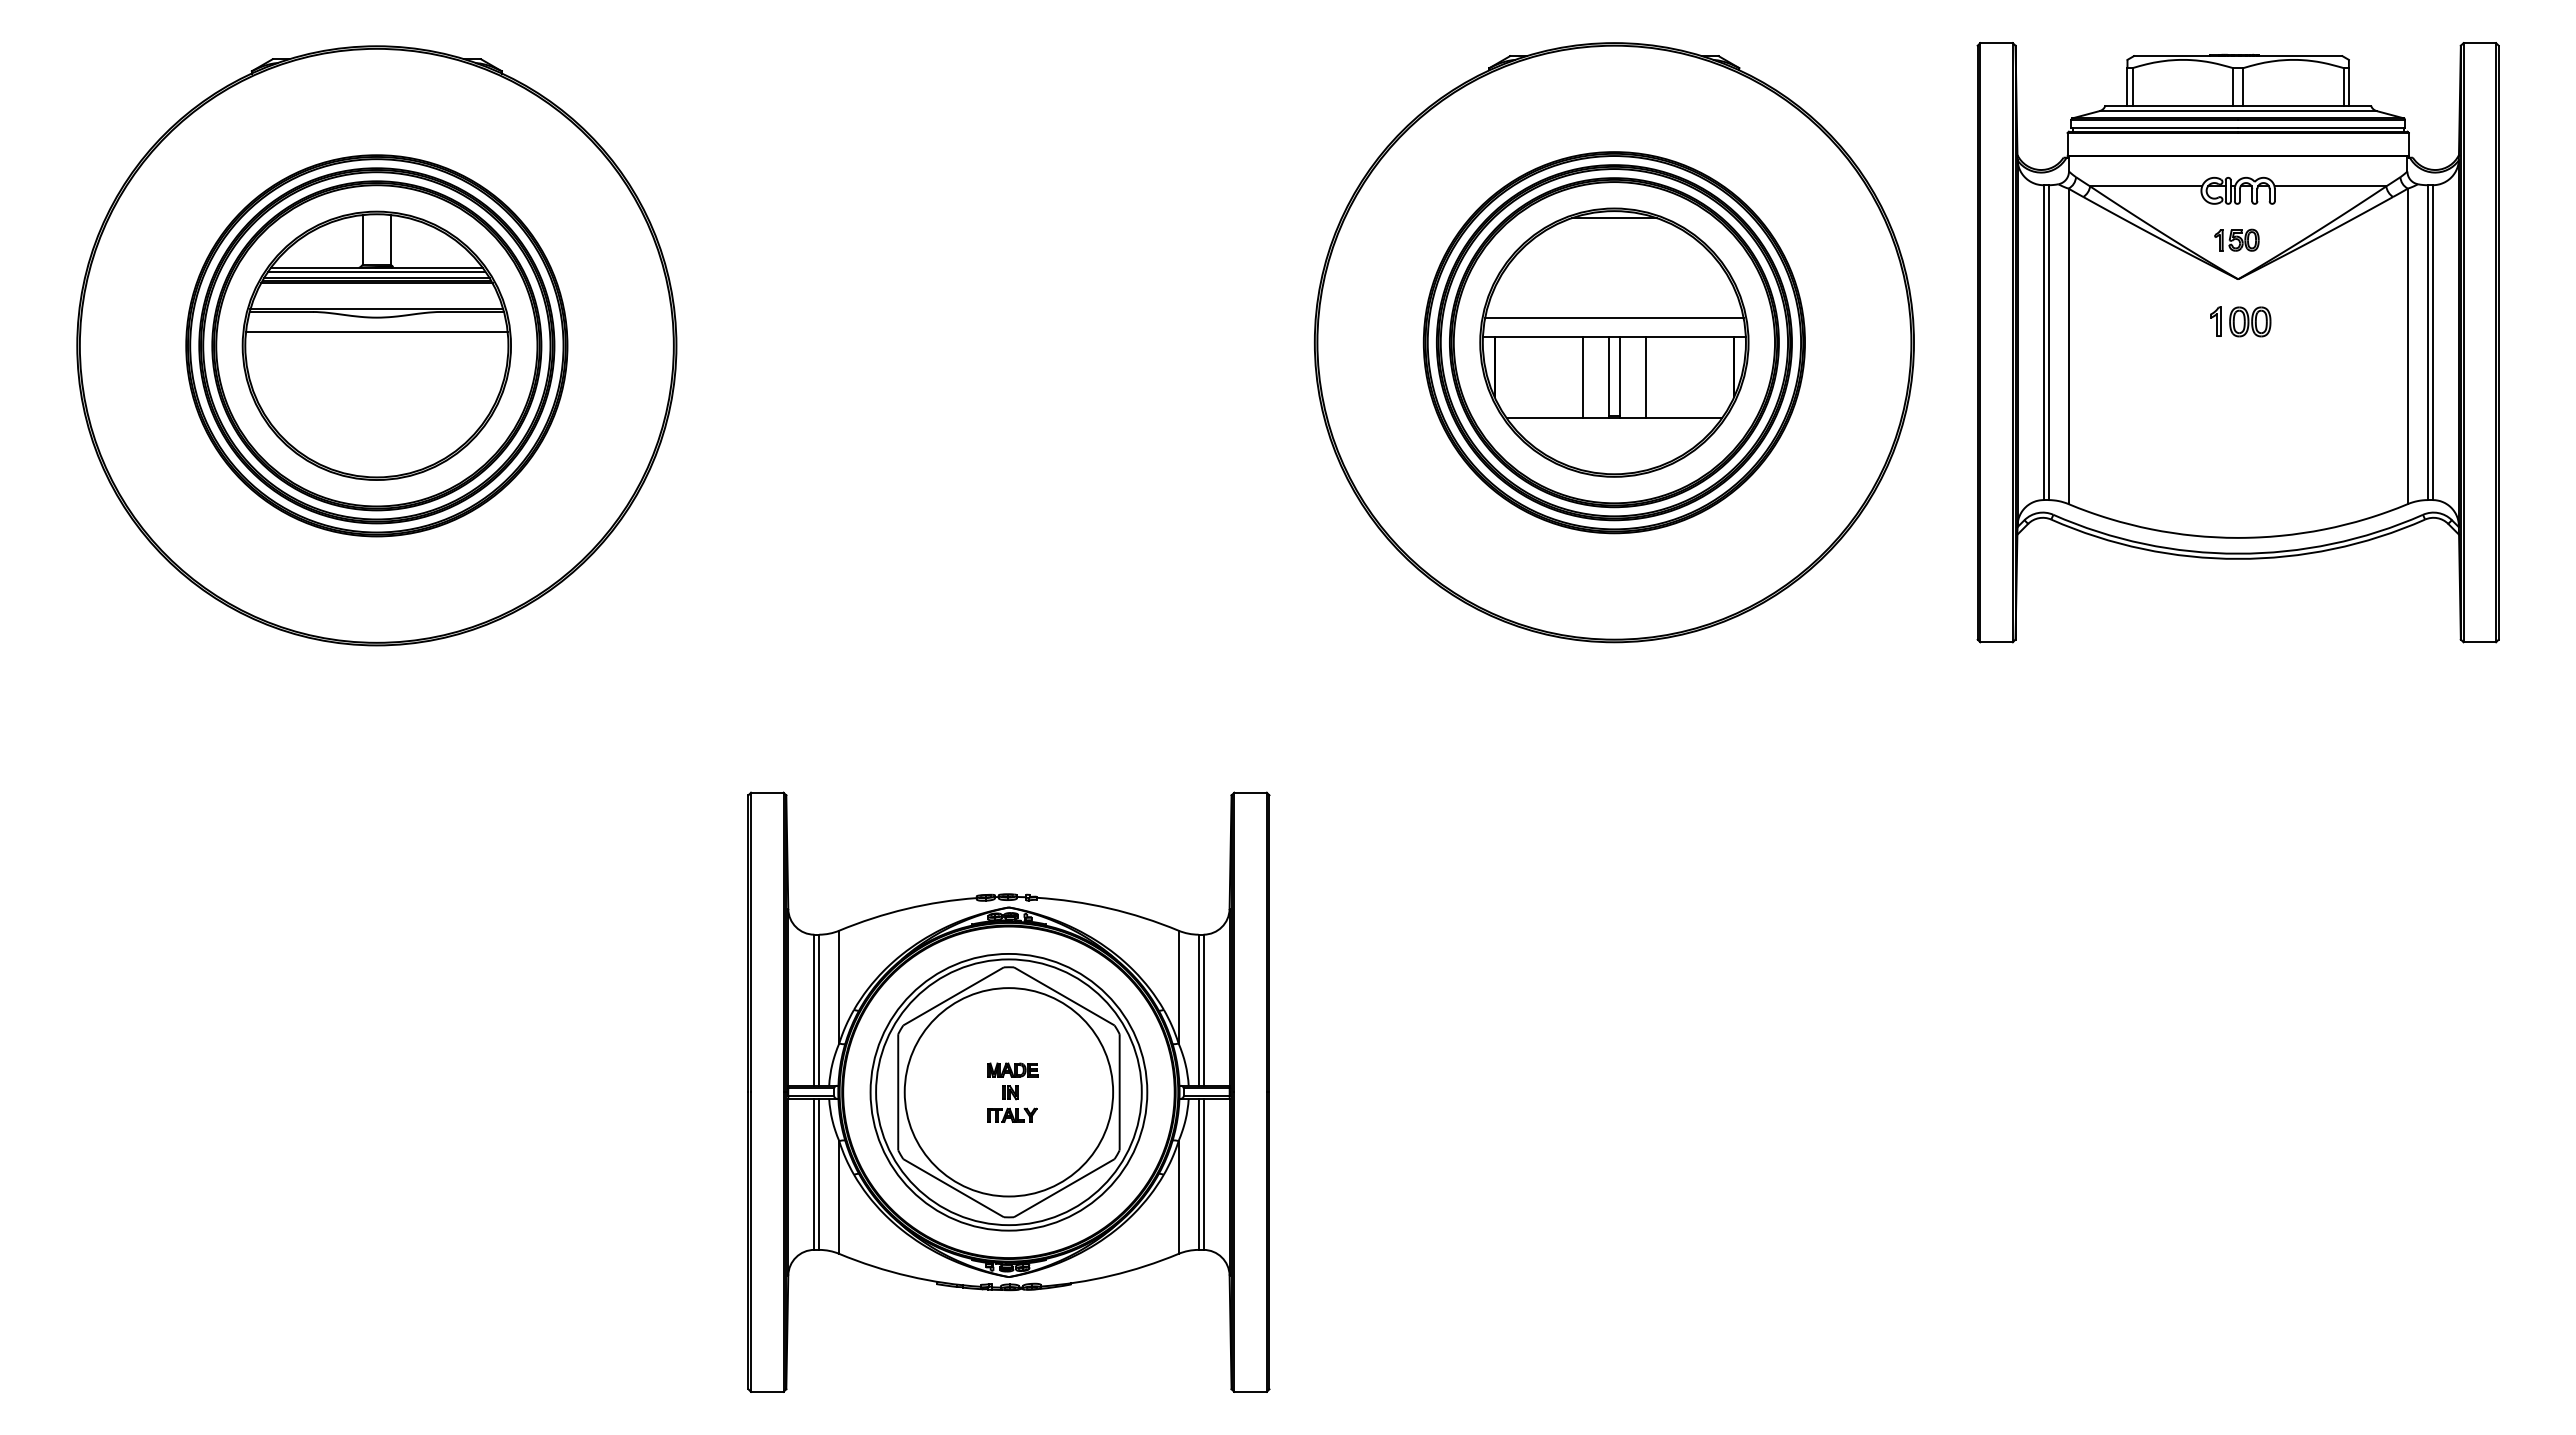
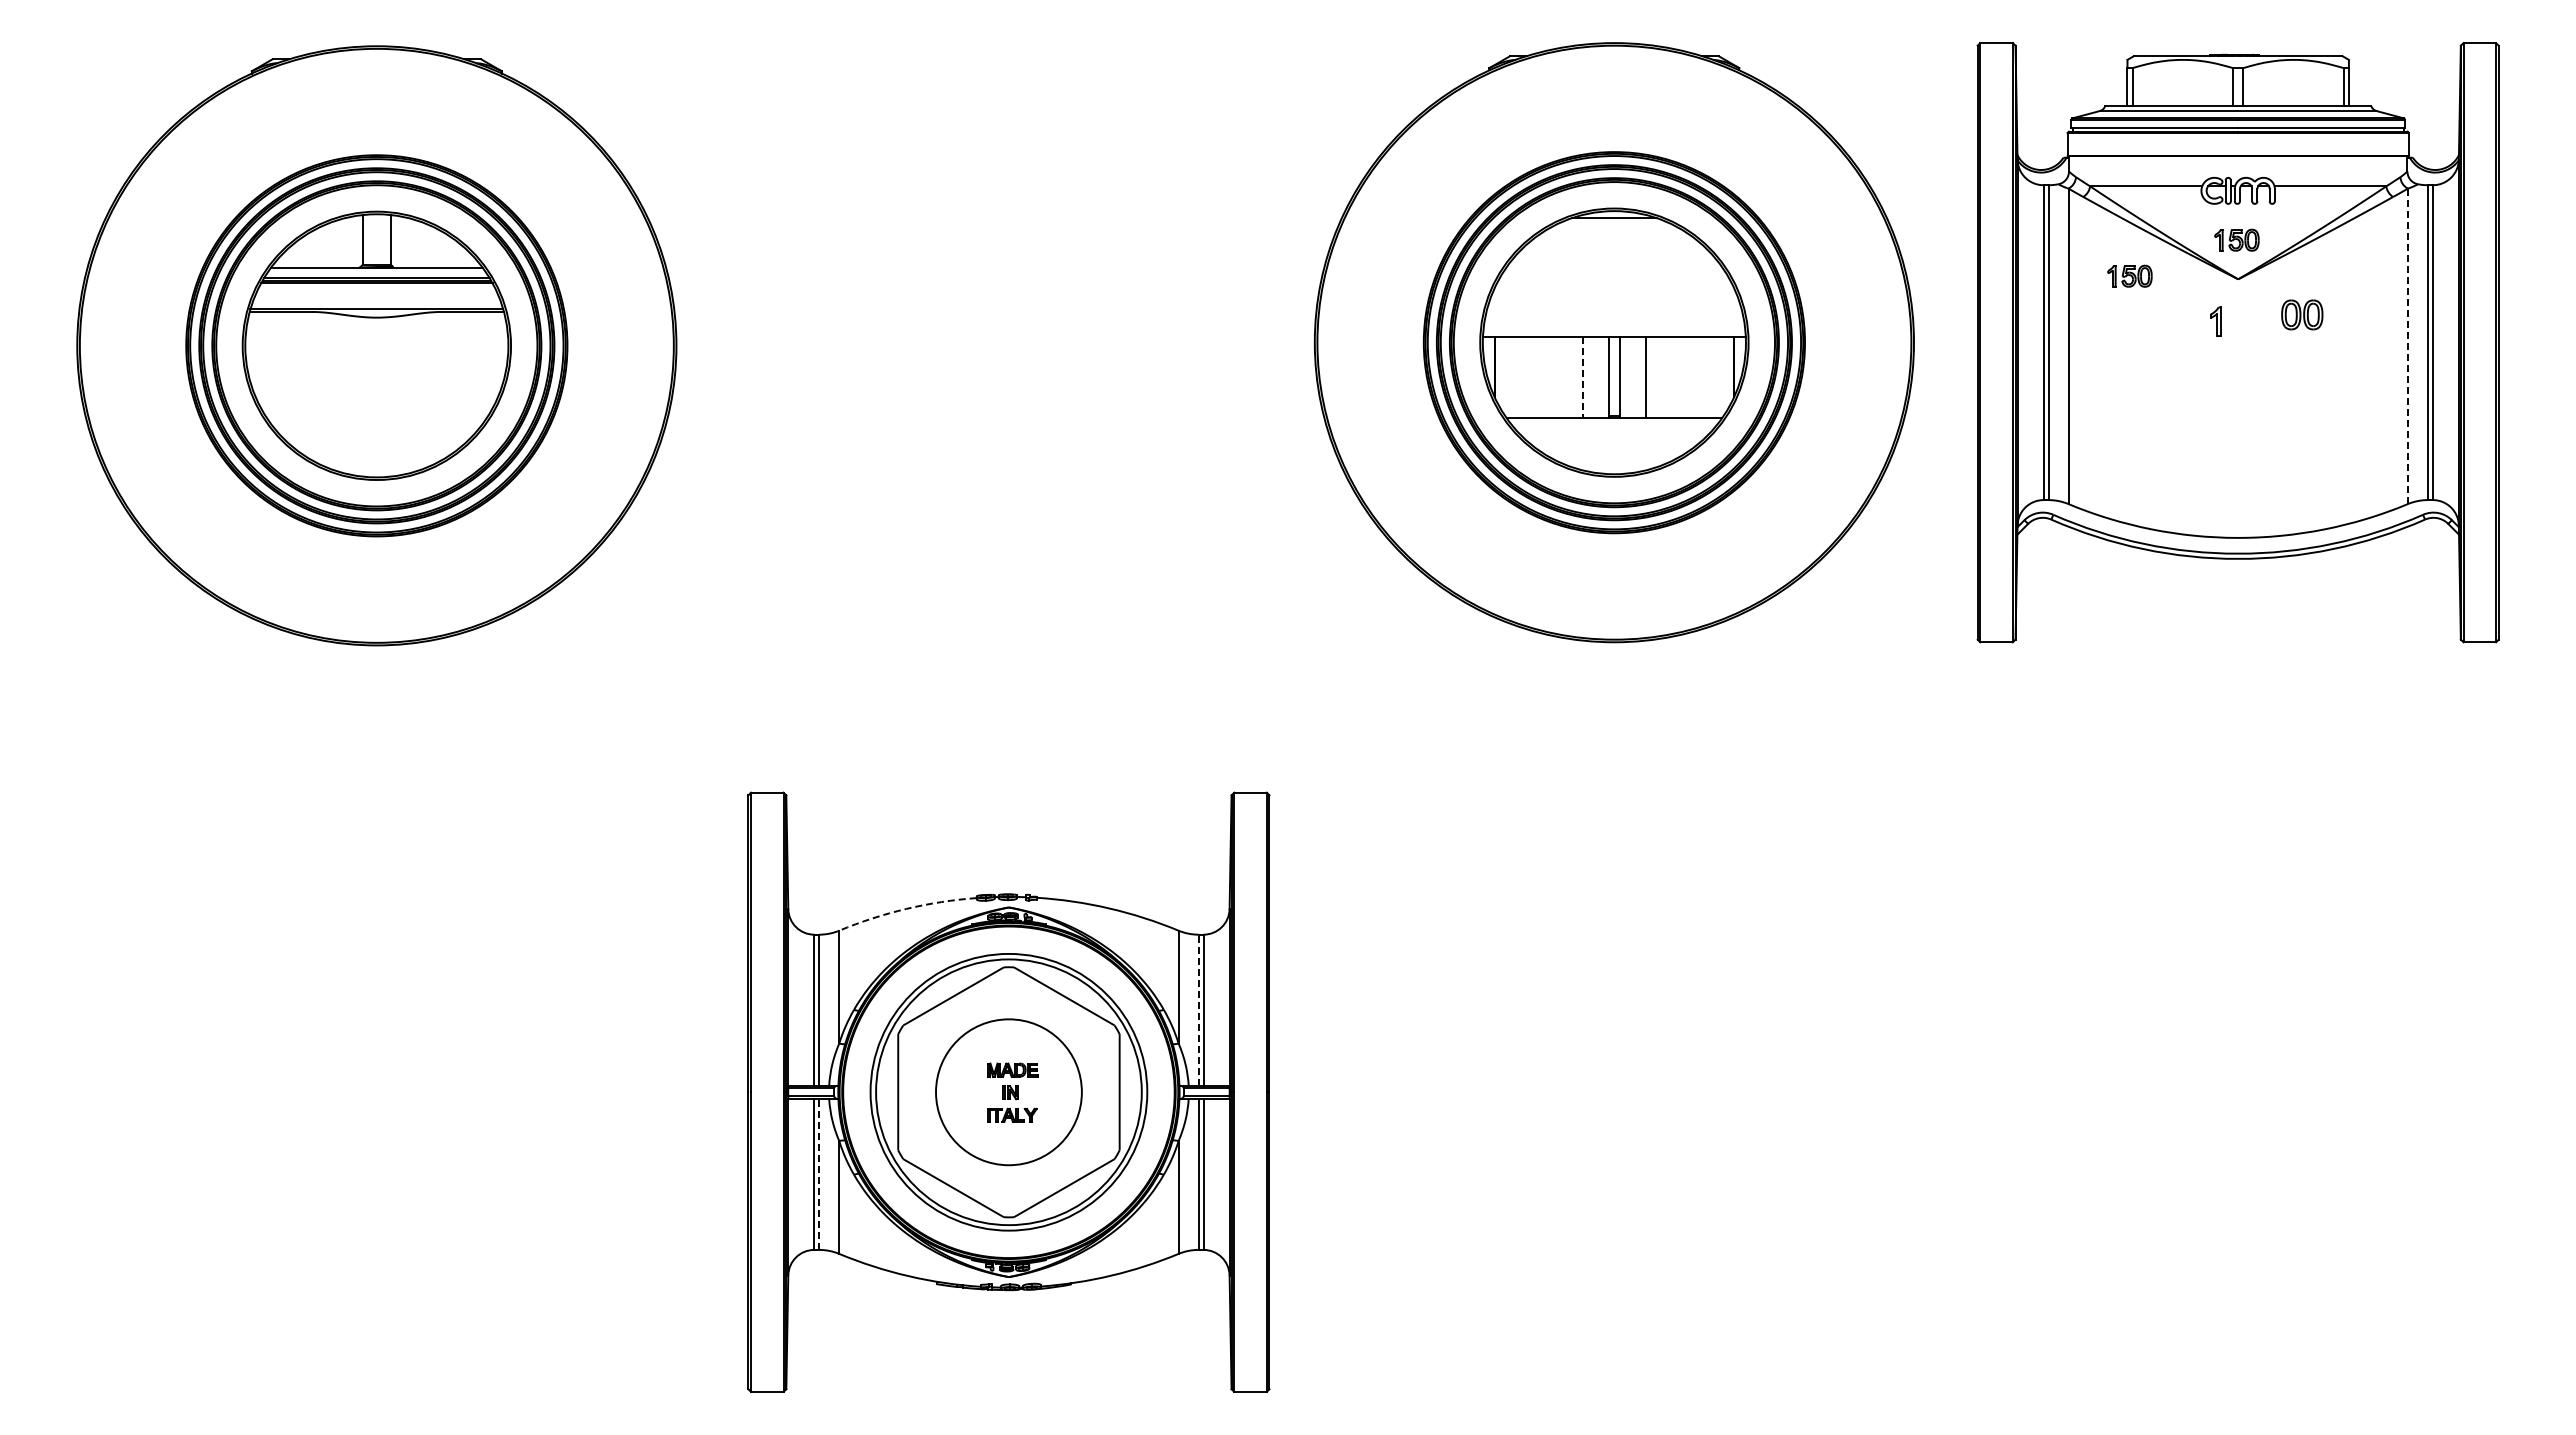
line: present -> none (376, 271)
part: none -> present (2129, 275)
line: present -> none (1614, 317)
part position: (2250, 321) -> (2302, 314) (2302, 314)
line: present -> none (376, 331)
line: solid -> dashed (2407, 346)
line: solid -> dashed (1583, 378)
arc: solid -> dashed (906, 908)
line: solid -> dashed (1198, 1010)
circle diameter: 208 px -> 146 px (1008, 1092)
line: solid -> dashed (819, 1174)
